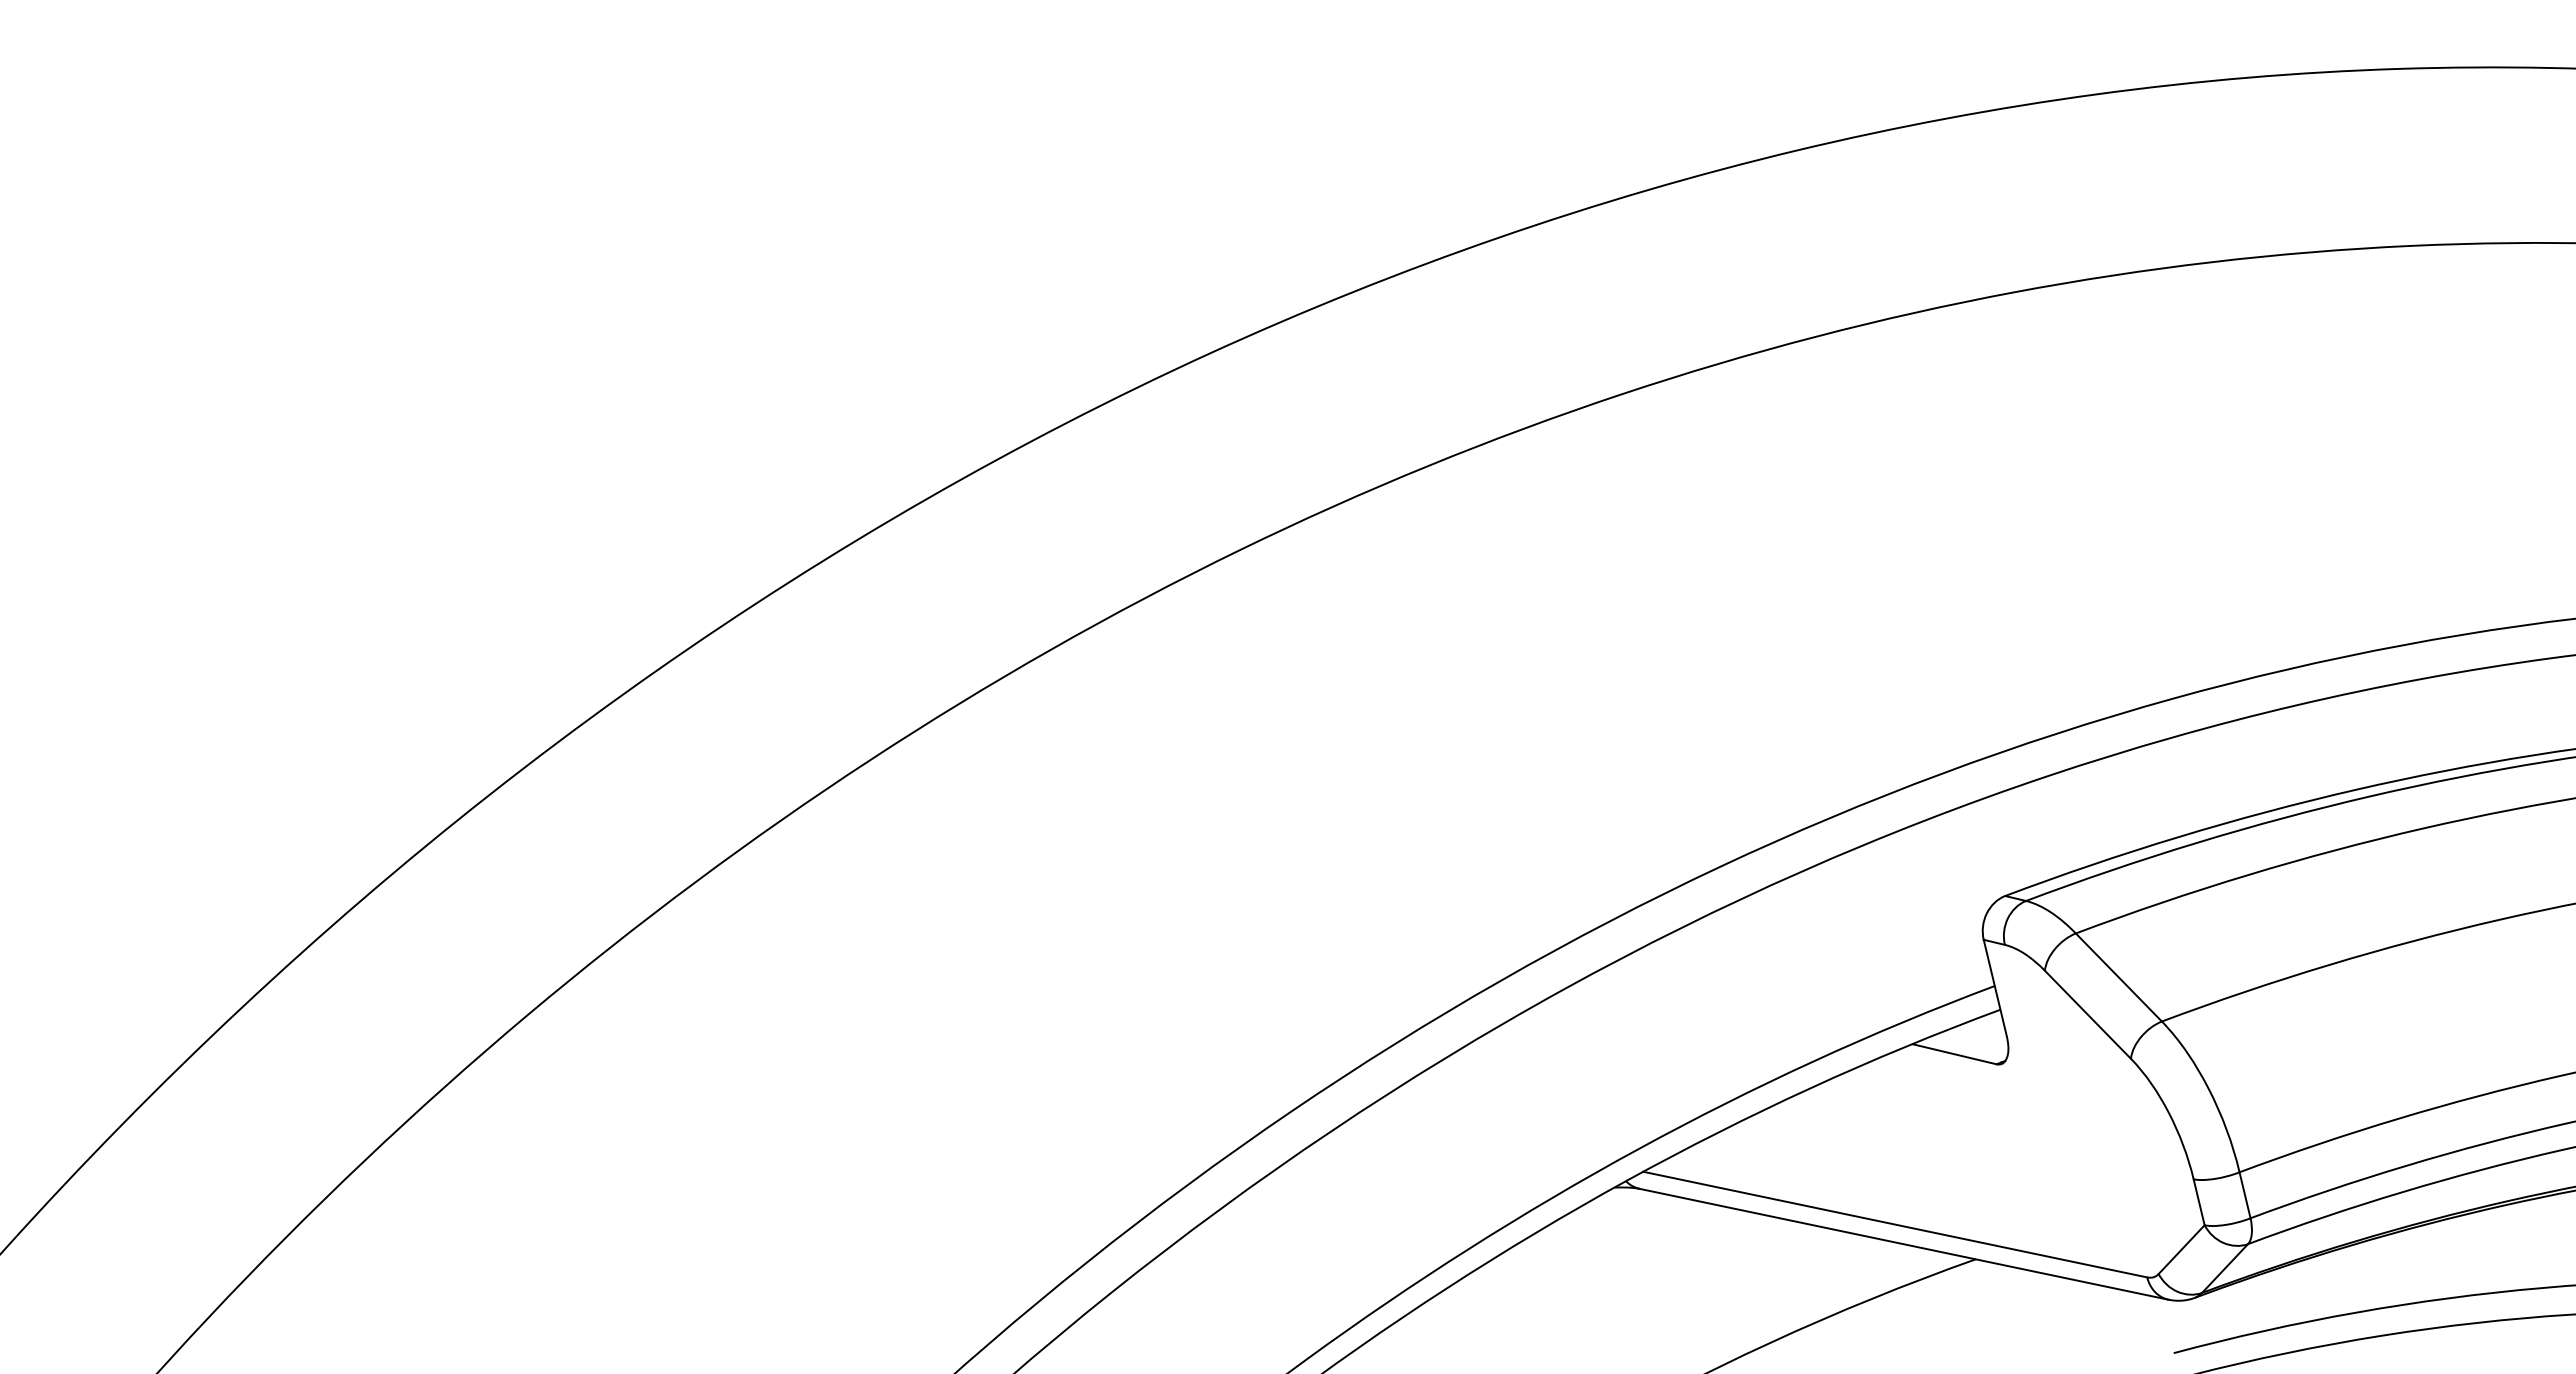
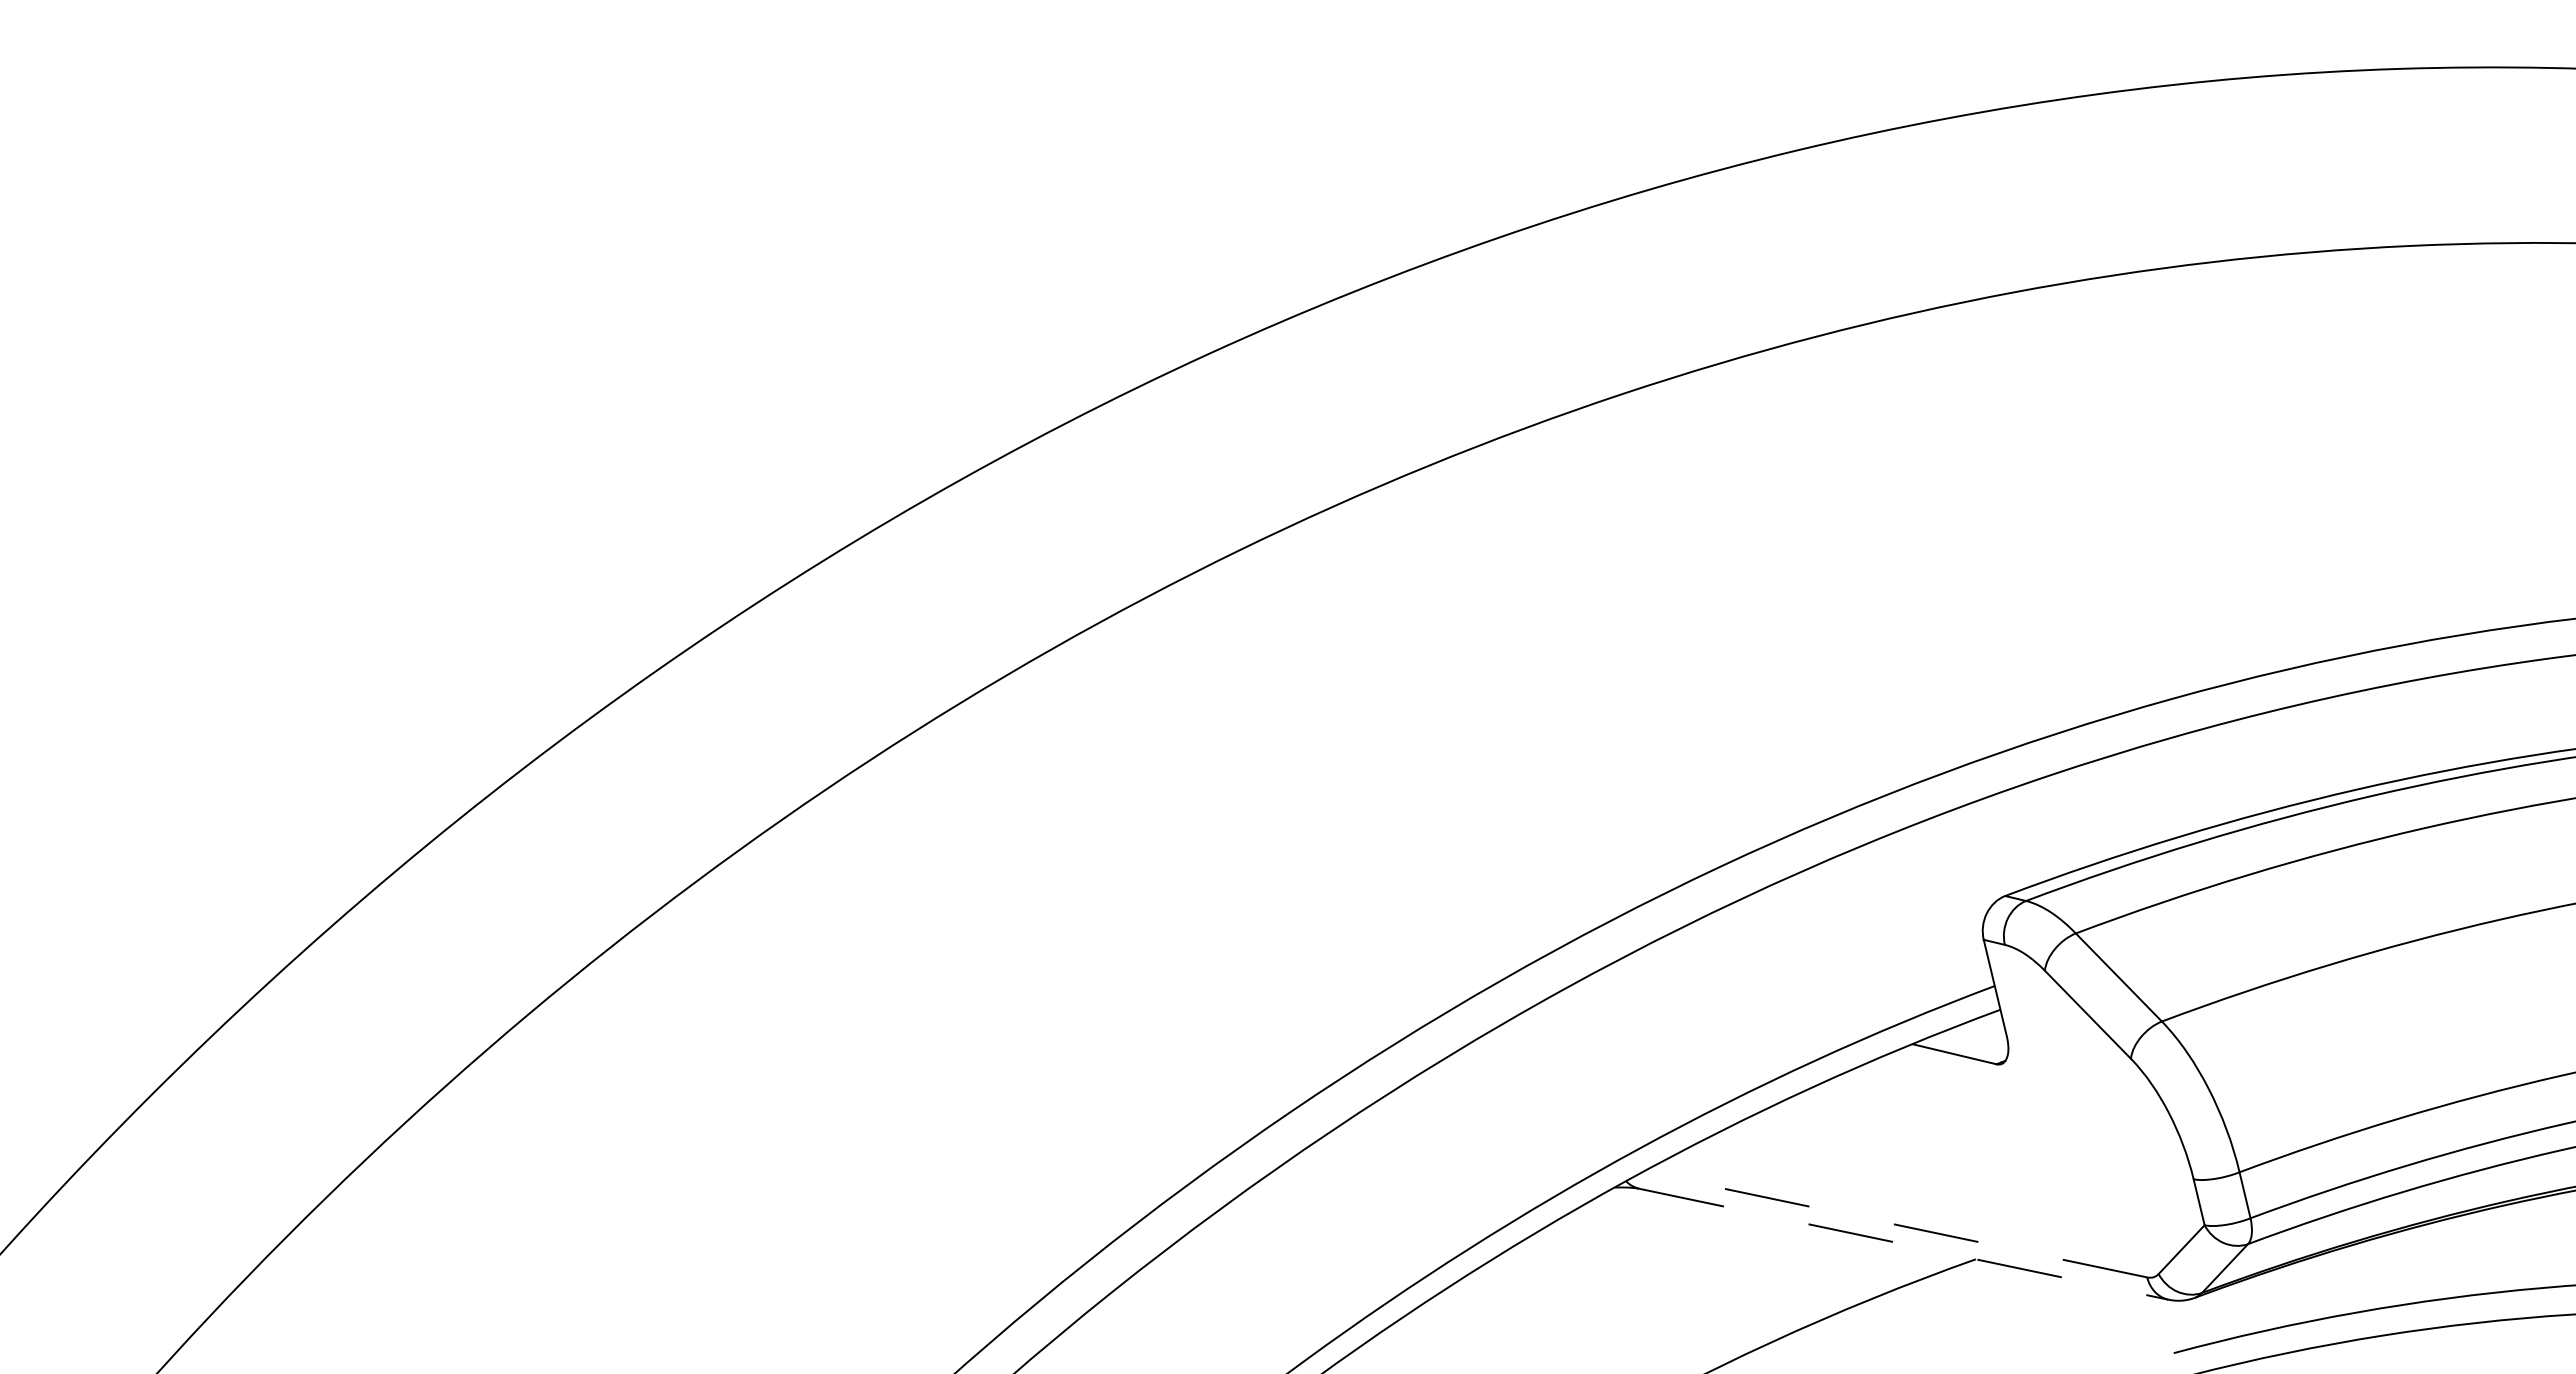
line: solid -> dashed (1894, 1224)
line: solid -> dashed (1904, 1244)
